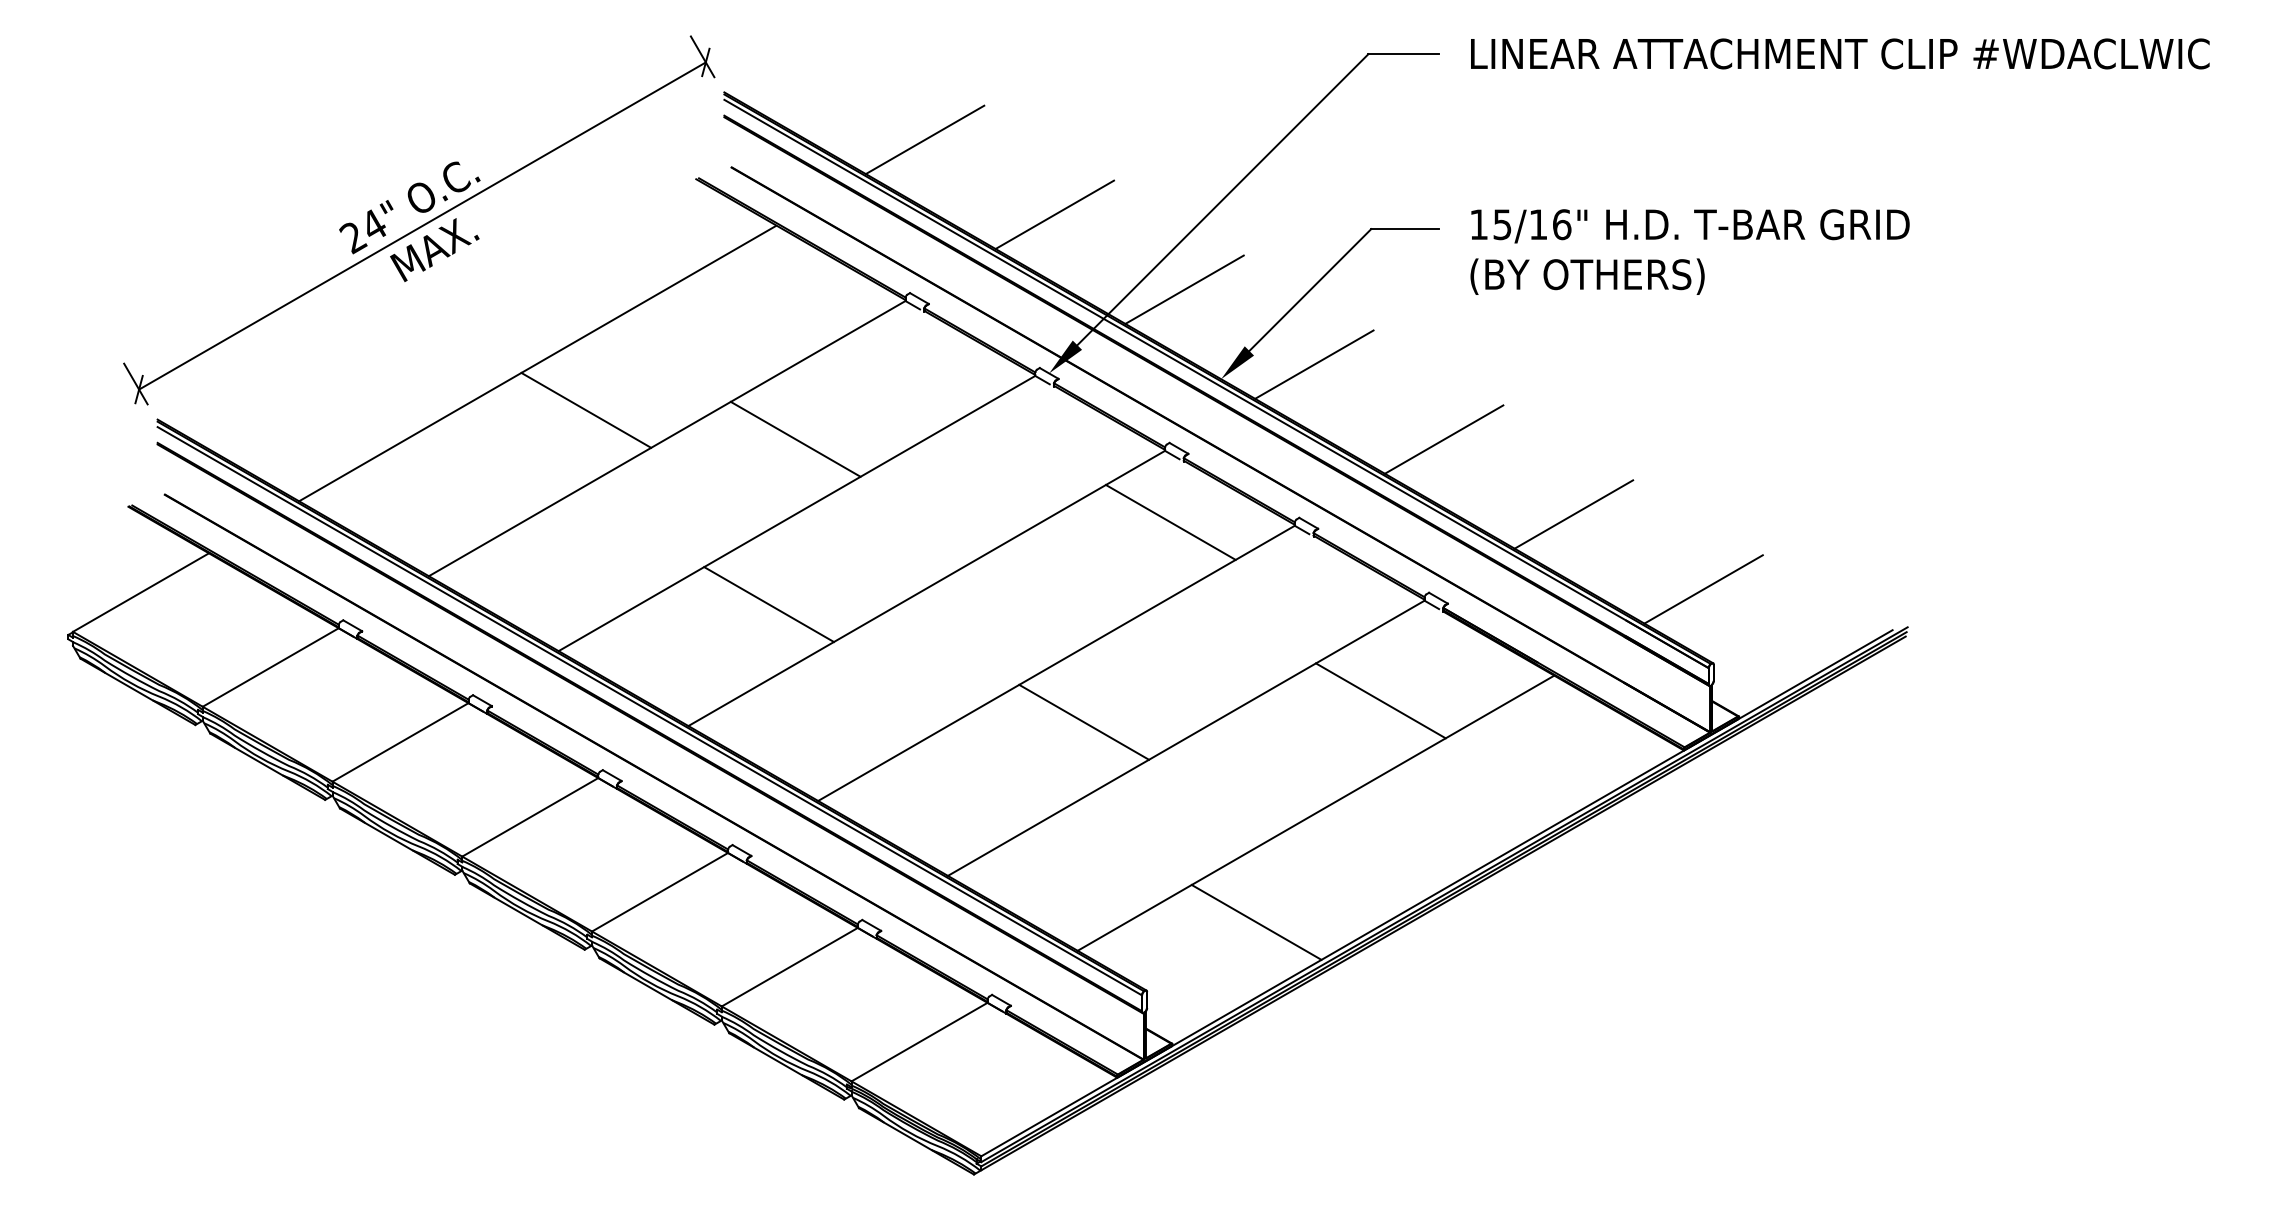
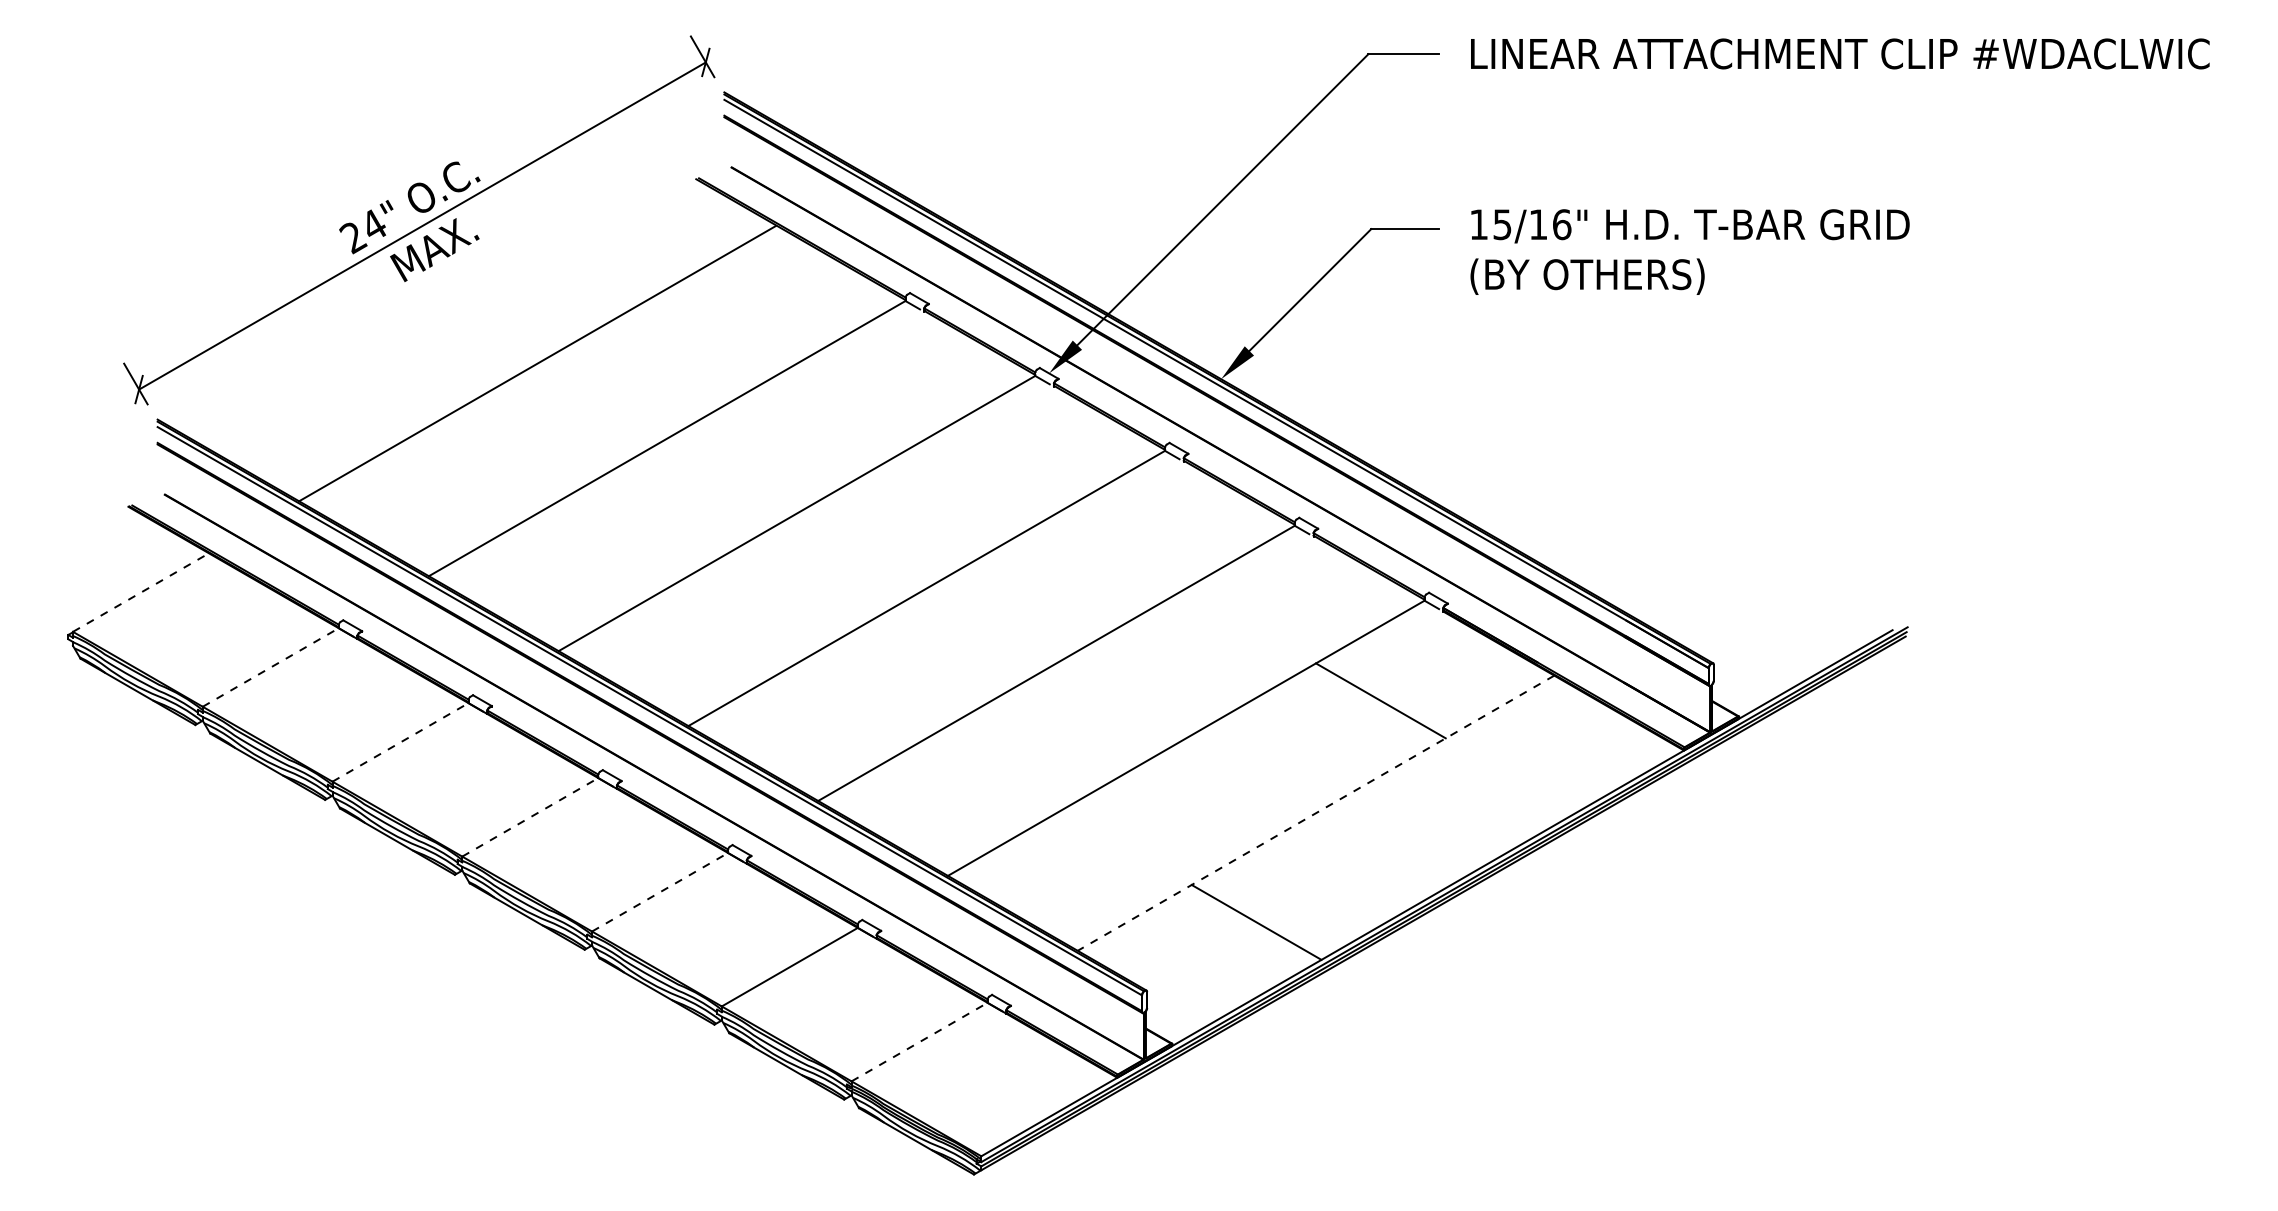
line: present -> none (924, 139)
line: present -> none (1054, 214)
line: present -> none (1184, 289)
line: present -> none (1314, 364)
line: present -> none (586, 409)
line: present -> none (795, 438)
line: present -> none (1443, 439)
line: present -> none (1573, 514)
line: present -> none (1170, 521)
line: present -> none (1703, 589)
line: solid -> dashed (141, 592)
line: present -> none (768, 604)
line: solid -> dashed (270, 667)
line: present -> none (1084, 721)
line: solid -> dashed (400, 742)
line: solid -> dashed (1315, 813)
line: solid -> dashed (530, 817)
line: solid -> dashed (660, 892)
line: solid -> dashed (919, 1042)
